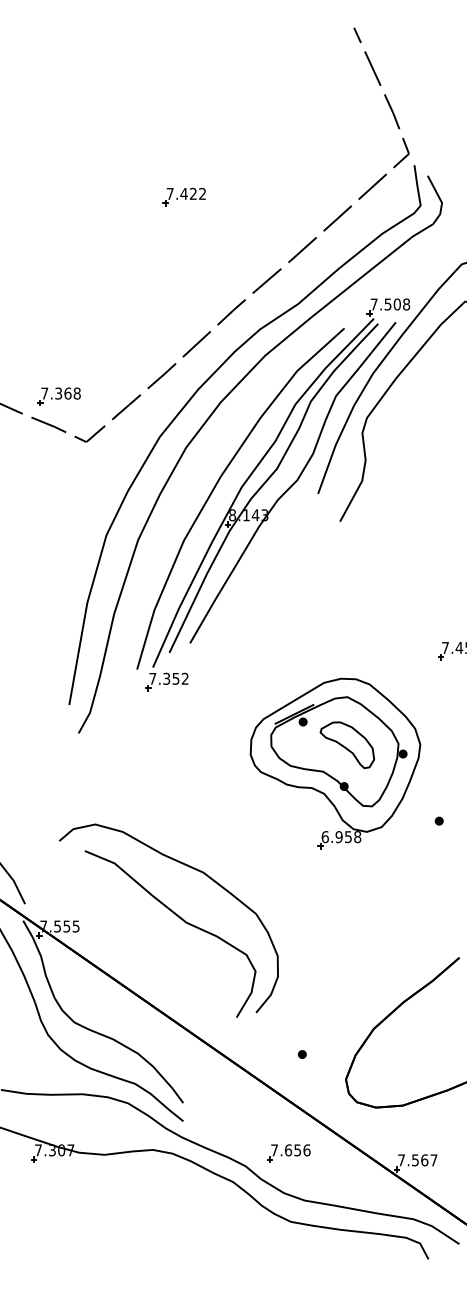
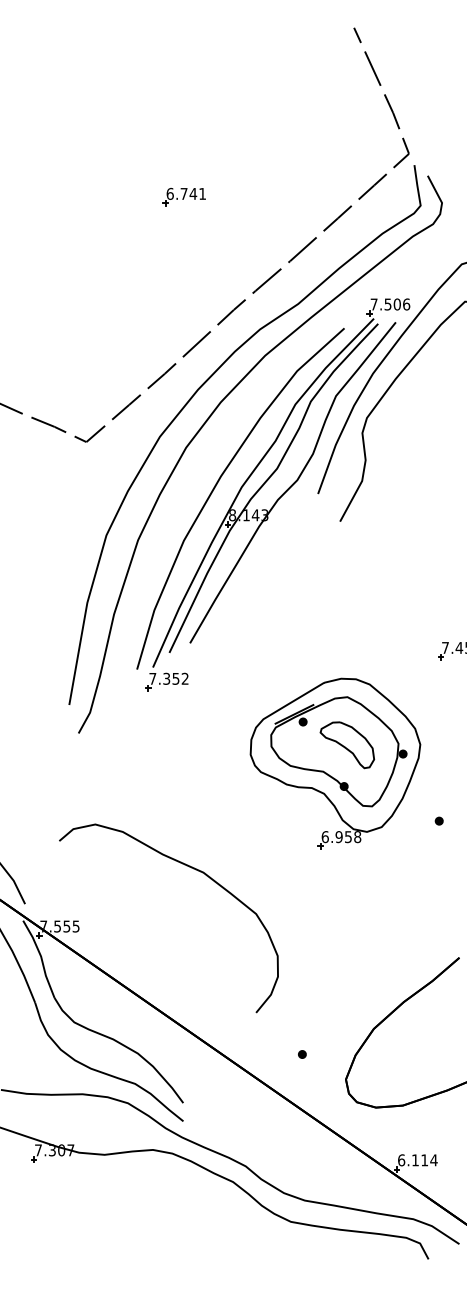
text: 7.422 -> 6.741 (185, 193)
text: 7.508 -> 7.506 (406, 304)
part: present -> none (58, 396)
curve: present -> none (180, 919)
part: present -> none (288, 1153)
text: 7.567 -> 6.114 (417, 1160)
